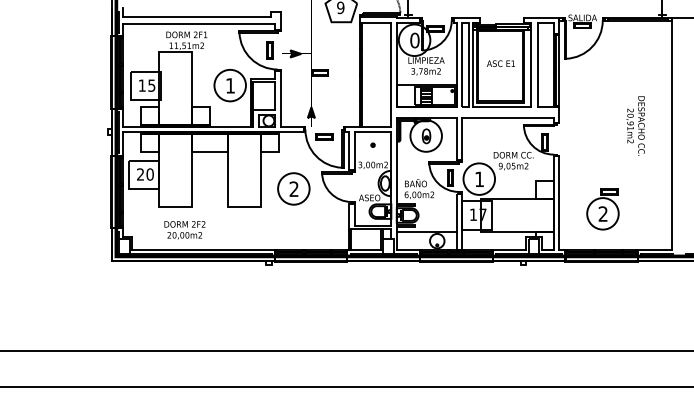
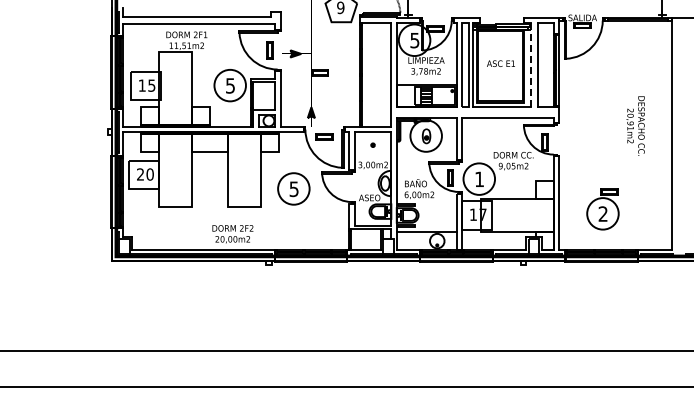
text: 0 -> 5 (414, 40)
line: solid -> dashed (530, 64)
text: 1 -> 5 (230, 85)
text: 2 -> 5 (293, 189)
text position: (184, 230) -> (232, 234) (232, 234)
